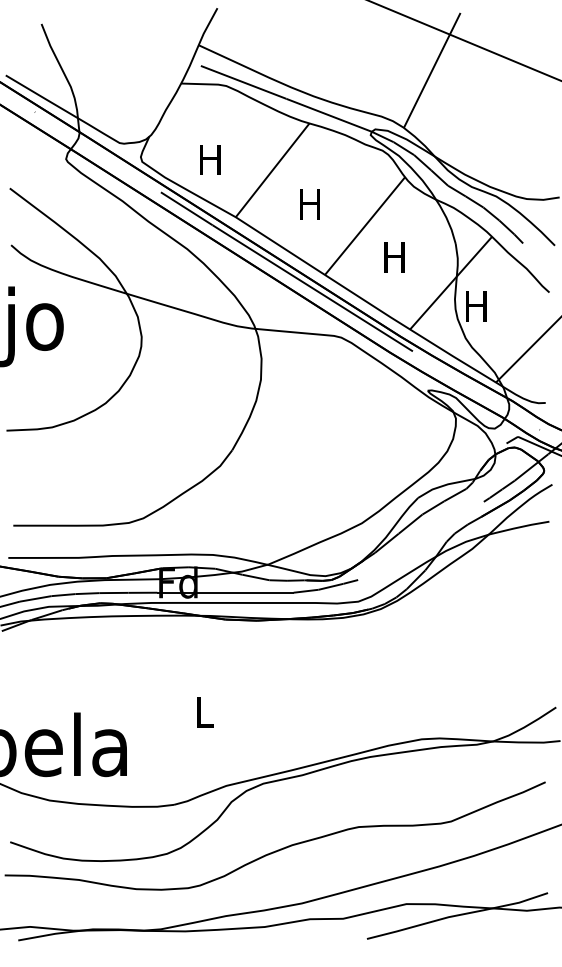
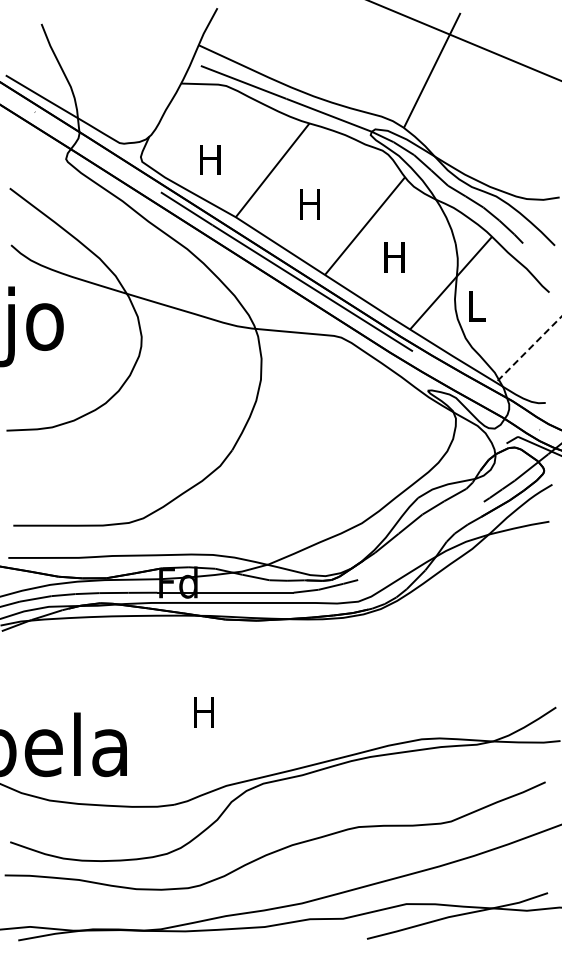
text: H -> L (476, 306)
line: solid -> dashed (529, 349)
text: L -> H (203, 712)
